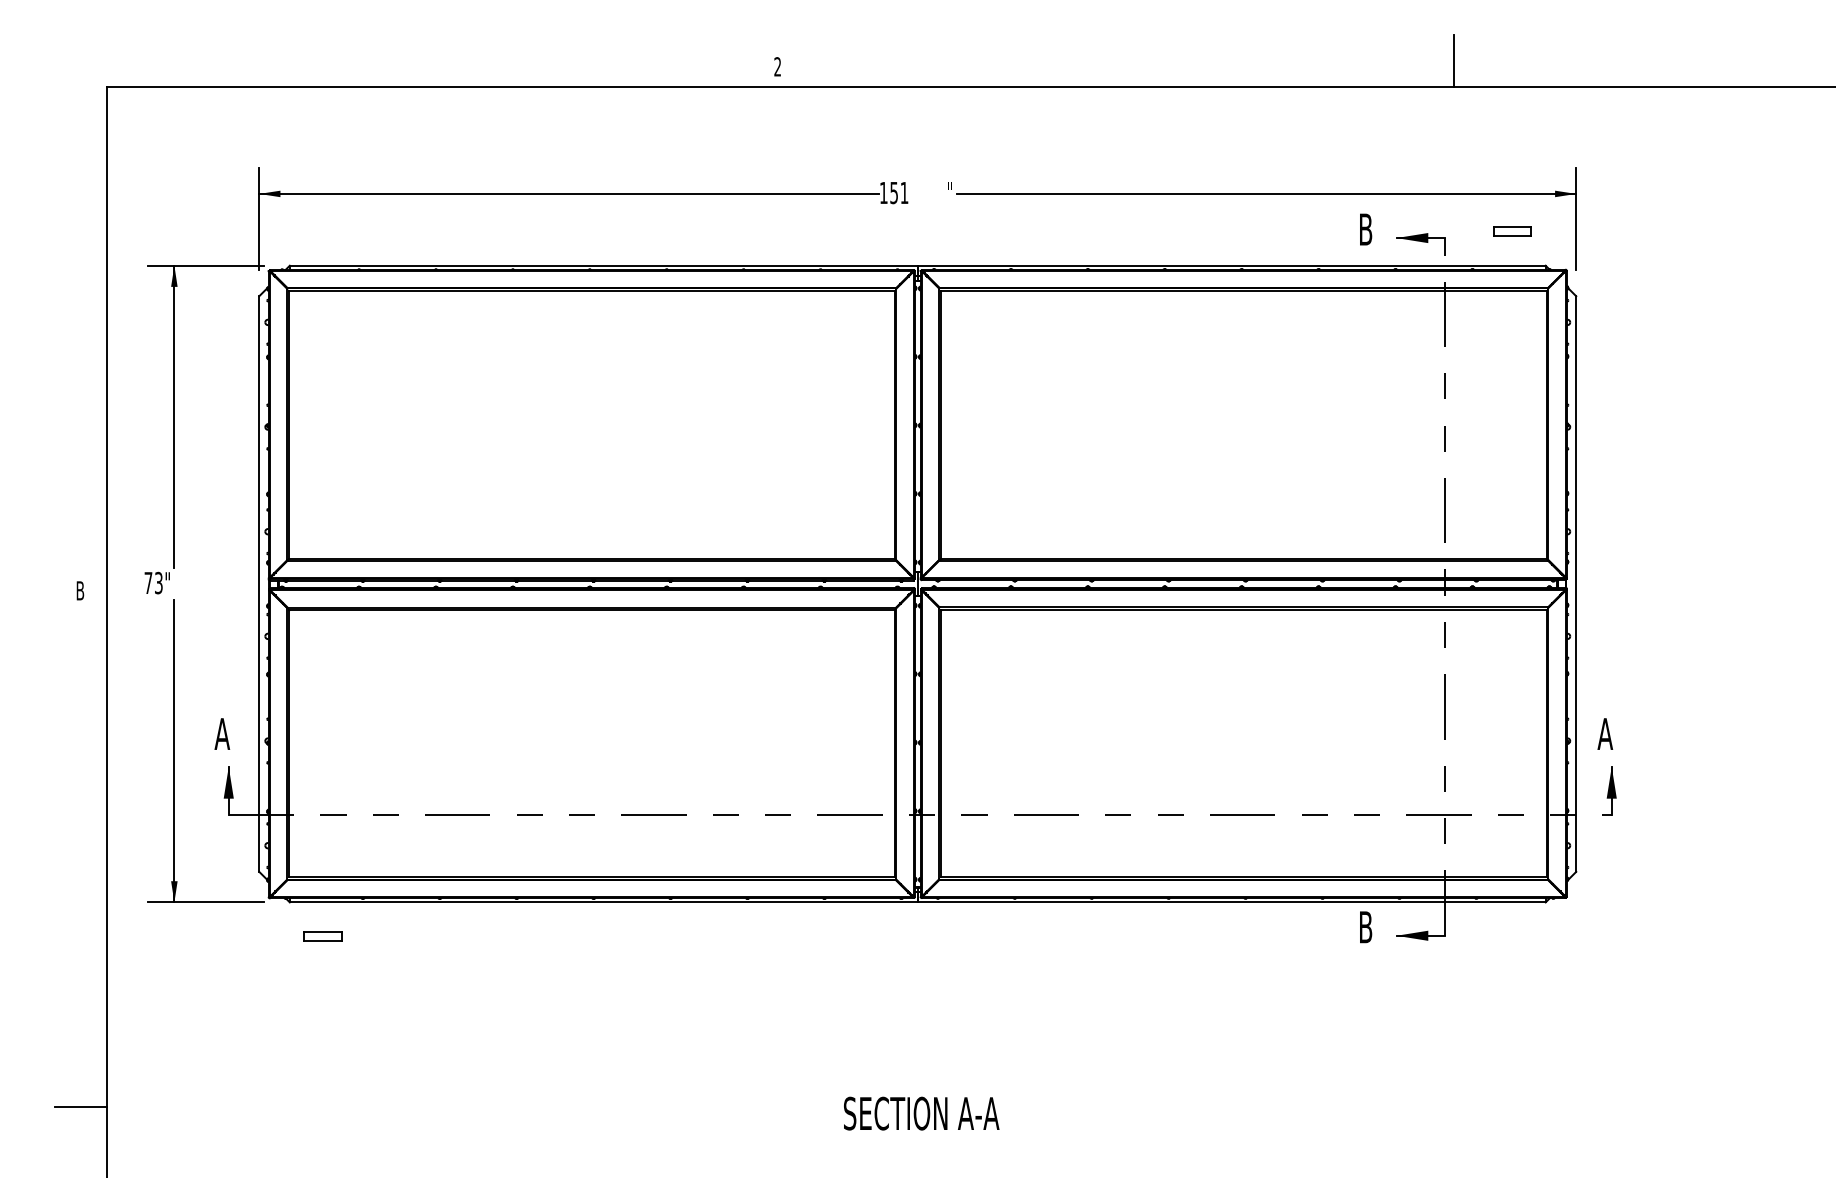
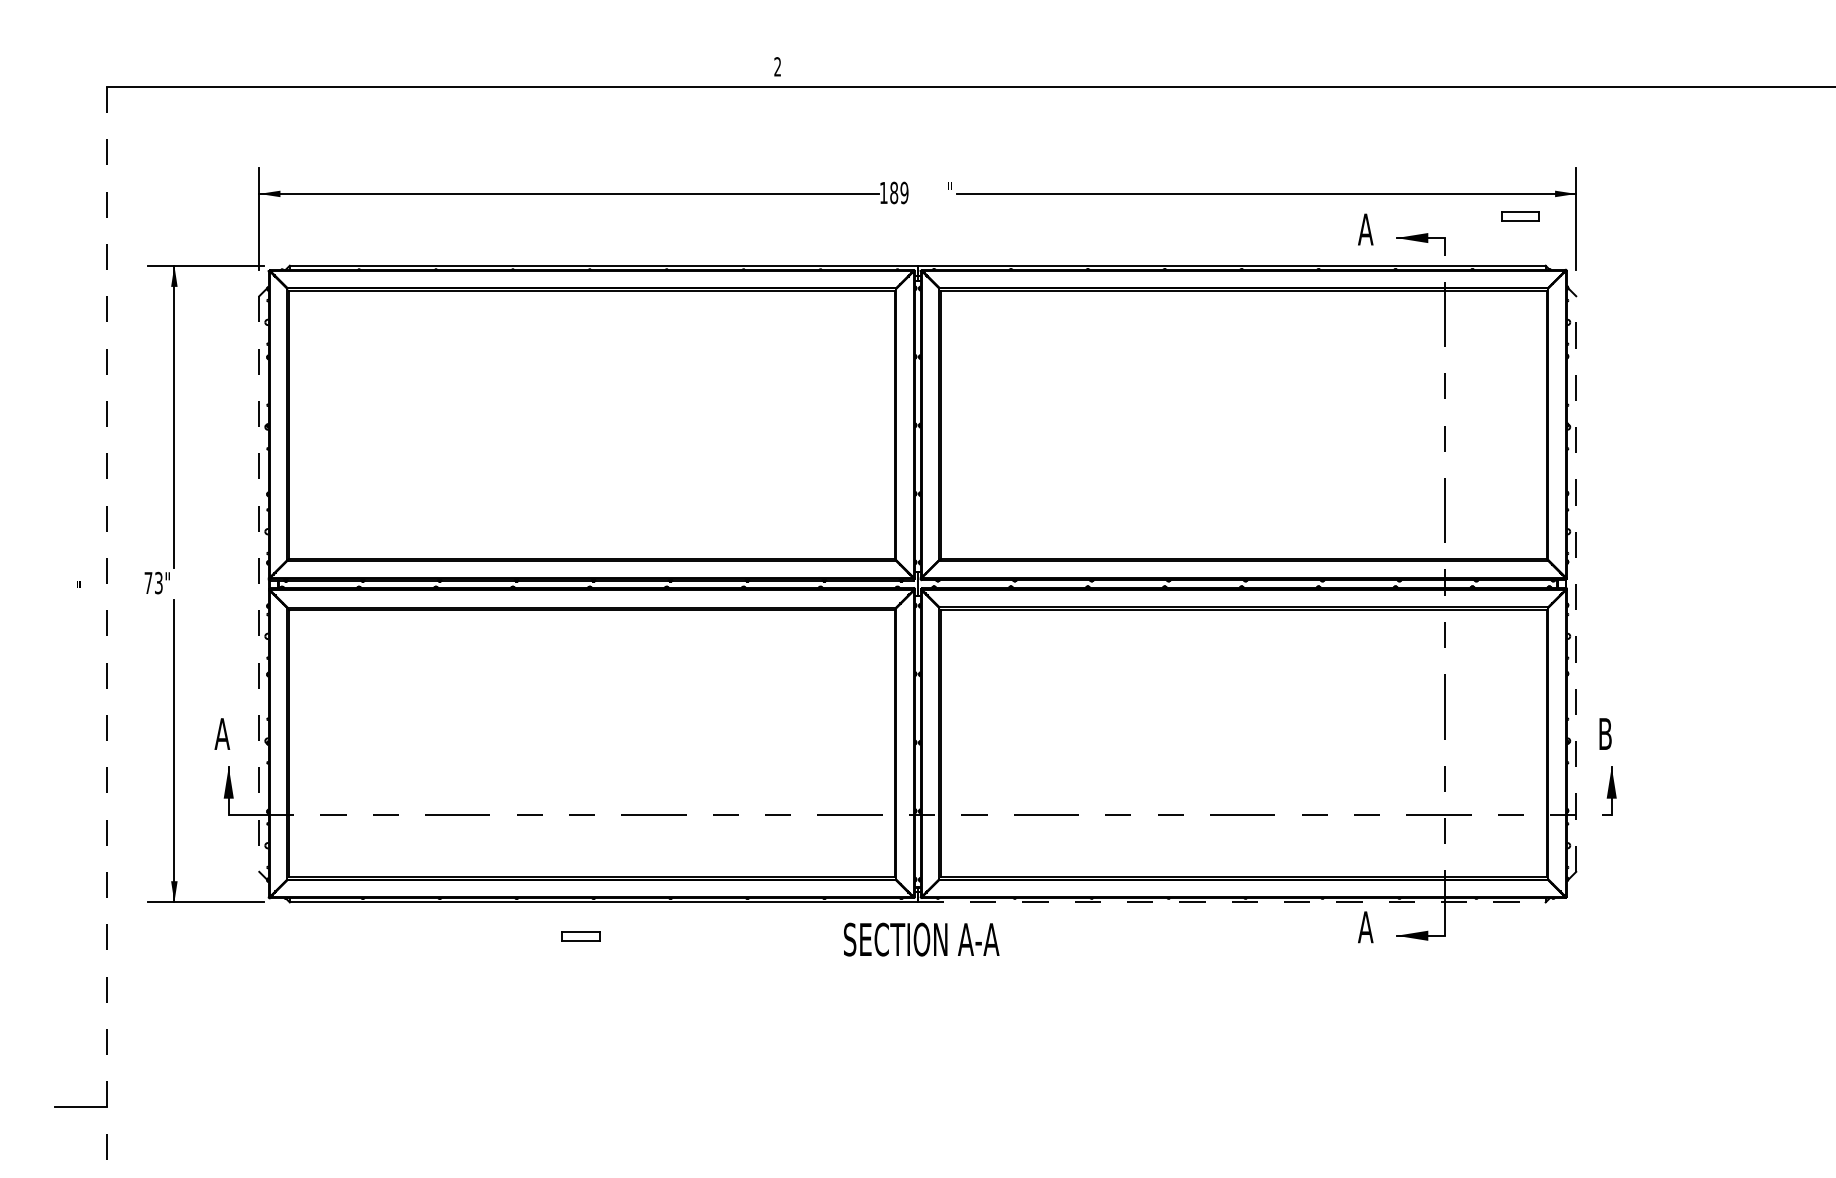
line: present -> none (1454, 60)
text: 151 -> 189 (899, 192)
text: B -> A (1365, 229)
part position: (1512, 231) -> (1520, 216) (1520, 216)
line: solid -> dashed (259, 584)
line: solid -> dashed (1576, 584)
text: B -> " (80, 590)
line: solid -> dashed (106, 632)
text: A -> B (1605, 733)
line: solid -> dashed (1231, 902)
text: B -> A (1365, 927)
part position: (322, 936) -> (580, 936) (580, 936)
text position: (921, 1113) -> (921, 939) (921, 939)
